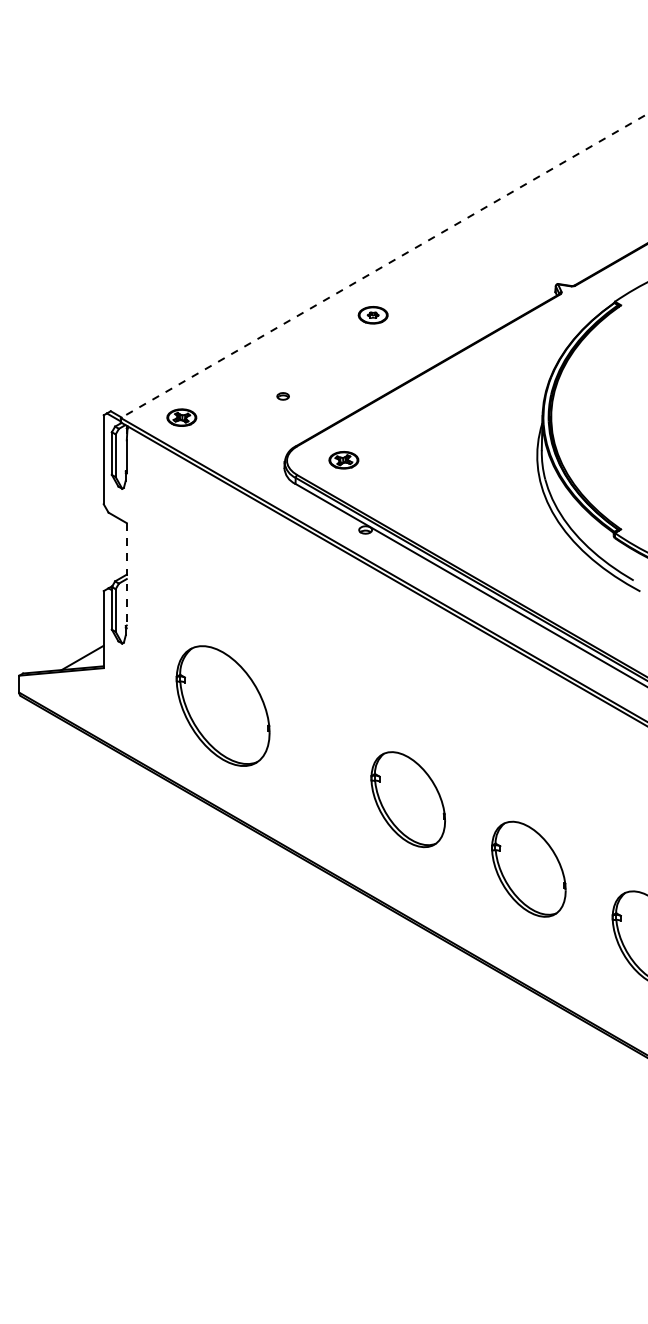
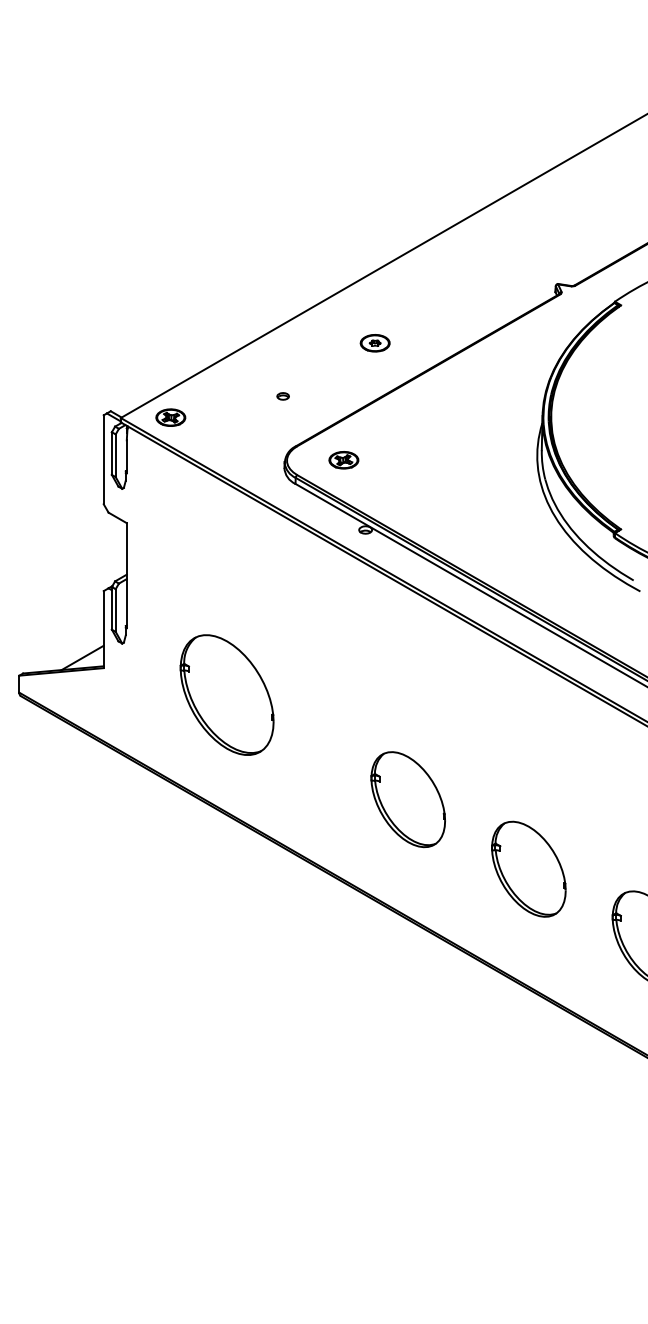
line: dashed -> solid (384, 266)
part position: (372, 315) -> (374, 343) (374, 343)
part position: (181, 417) -> (170, 417) (170, 417)
line: dashed -> solid (126, 575)
part position: (222, 705) -> (226, 694) (226, 694)
